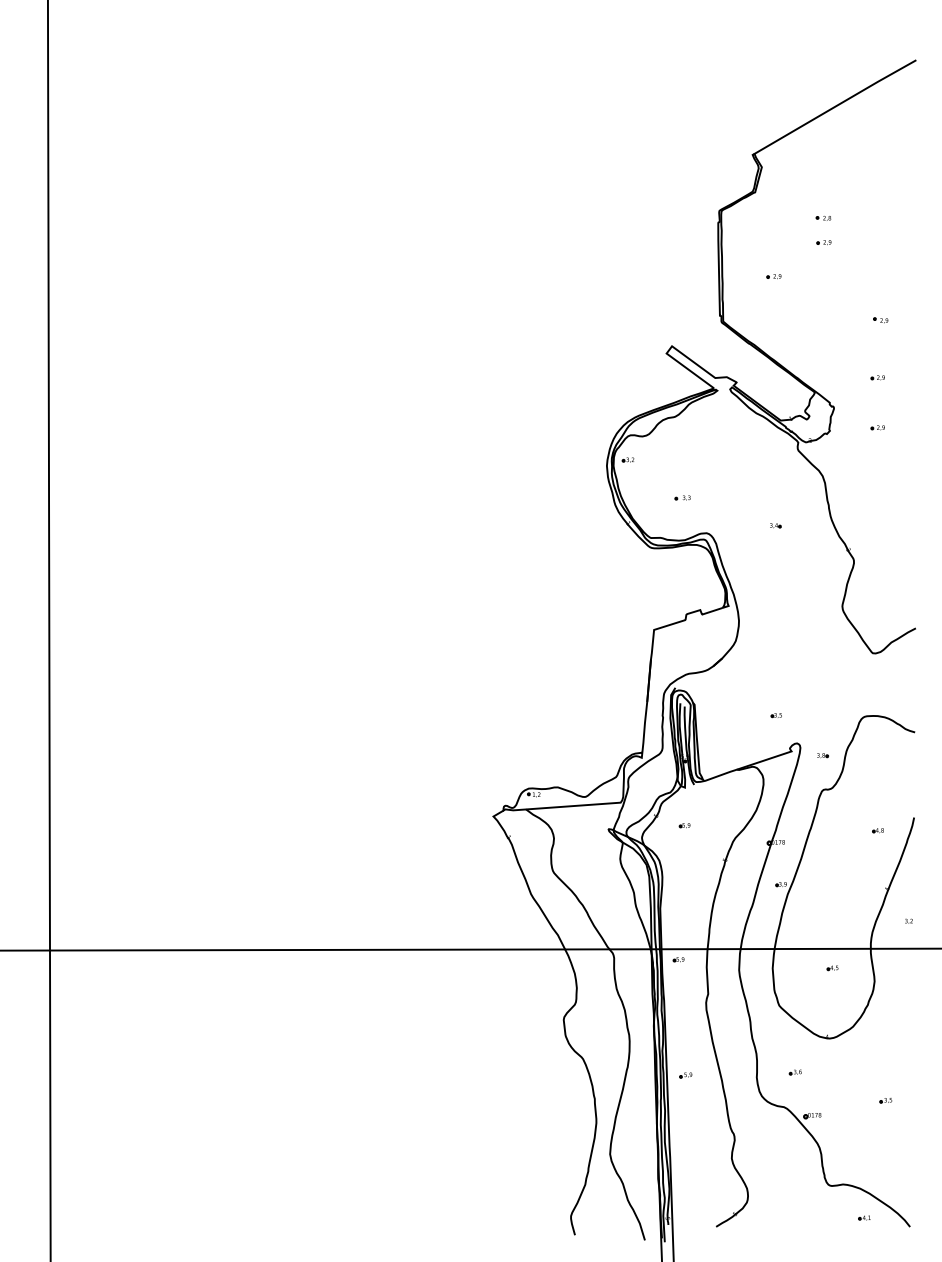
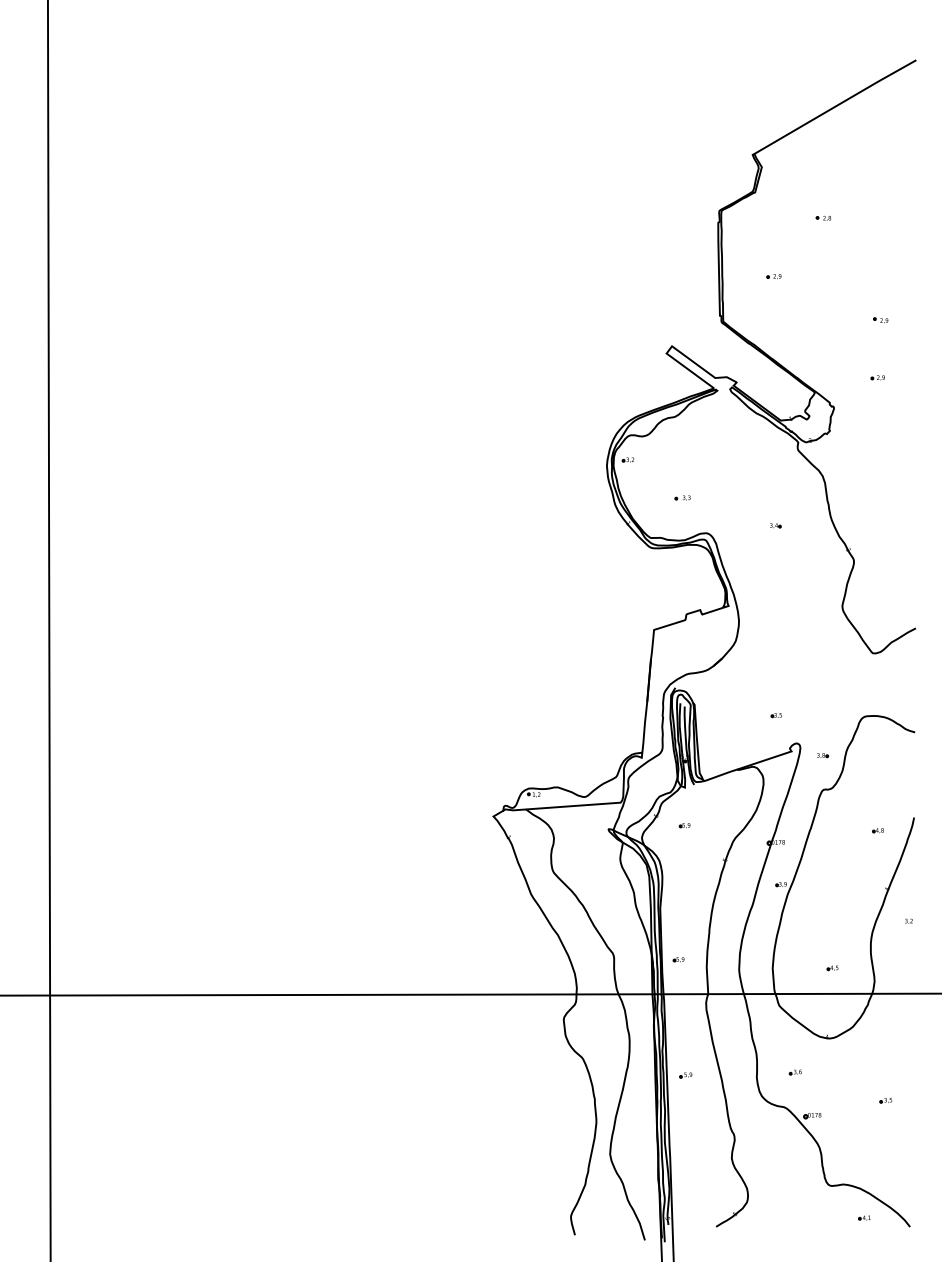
part: present -> none (823, 242)
part: present -> none (877, 427)
line position: (470, 949) -> (470, 994) (470, 994)
